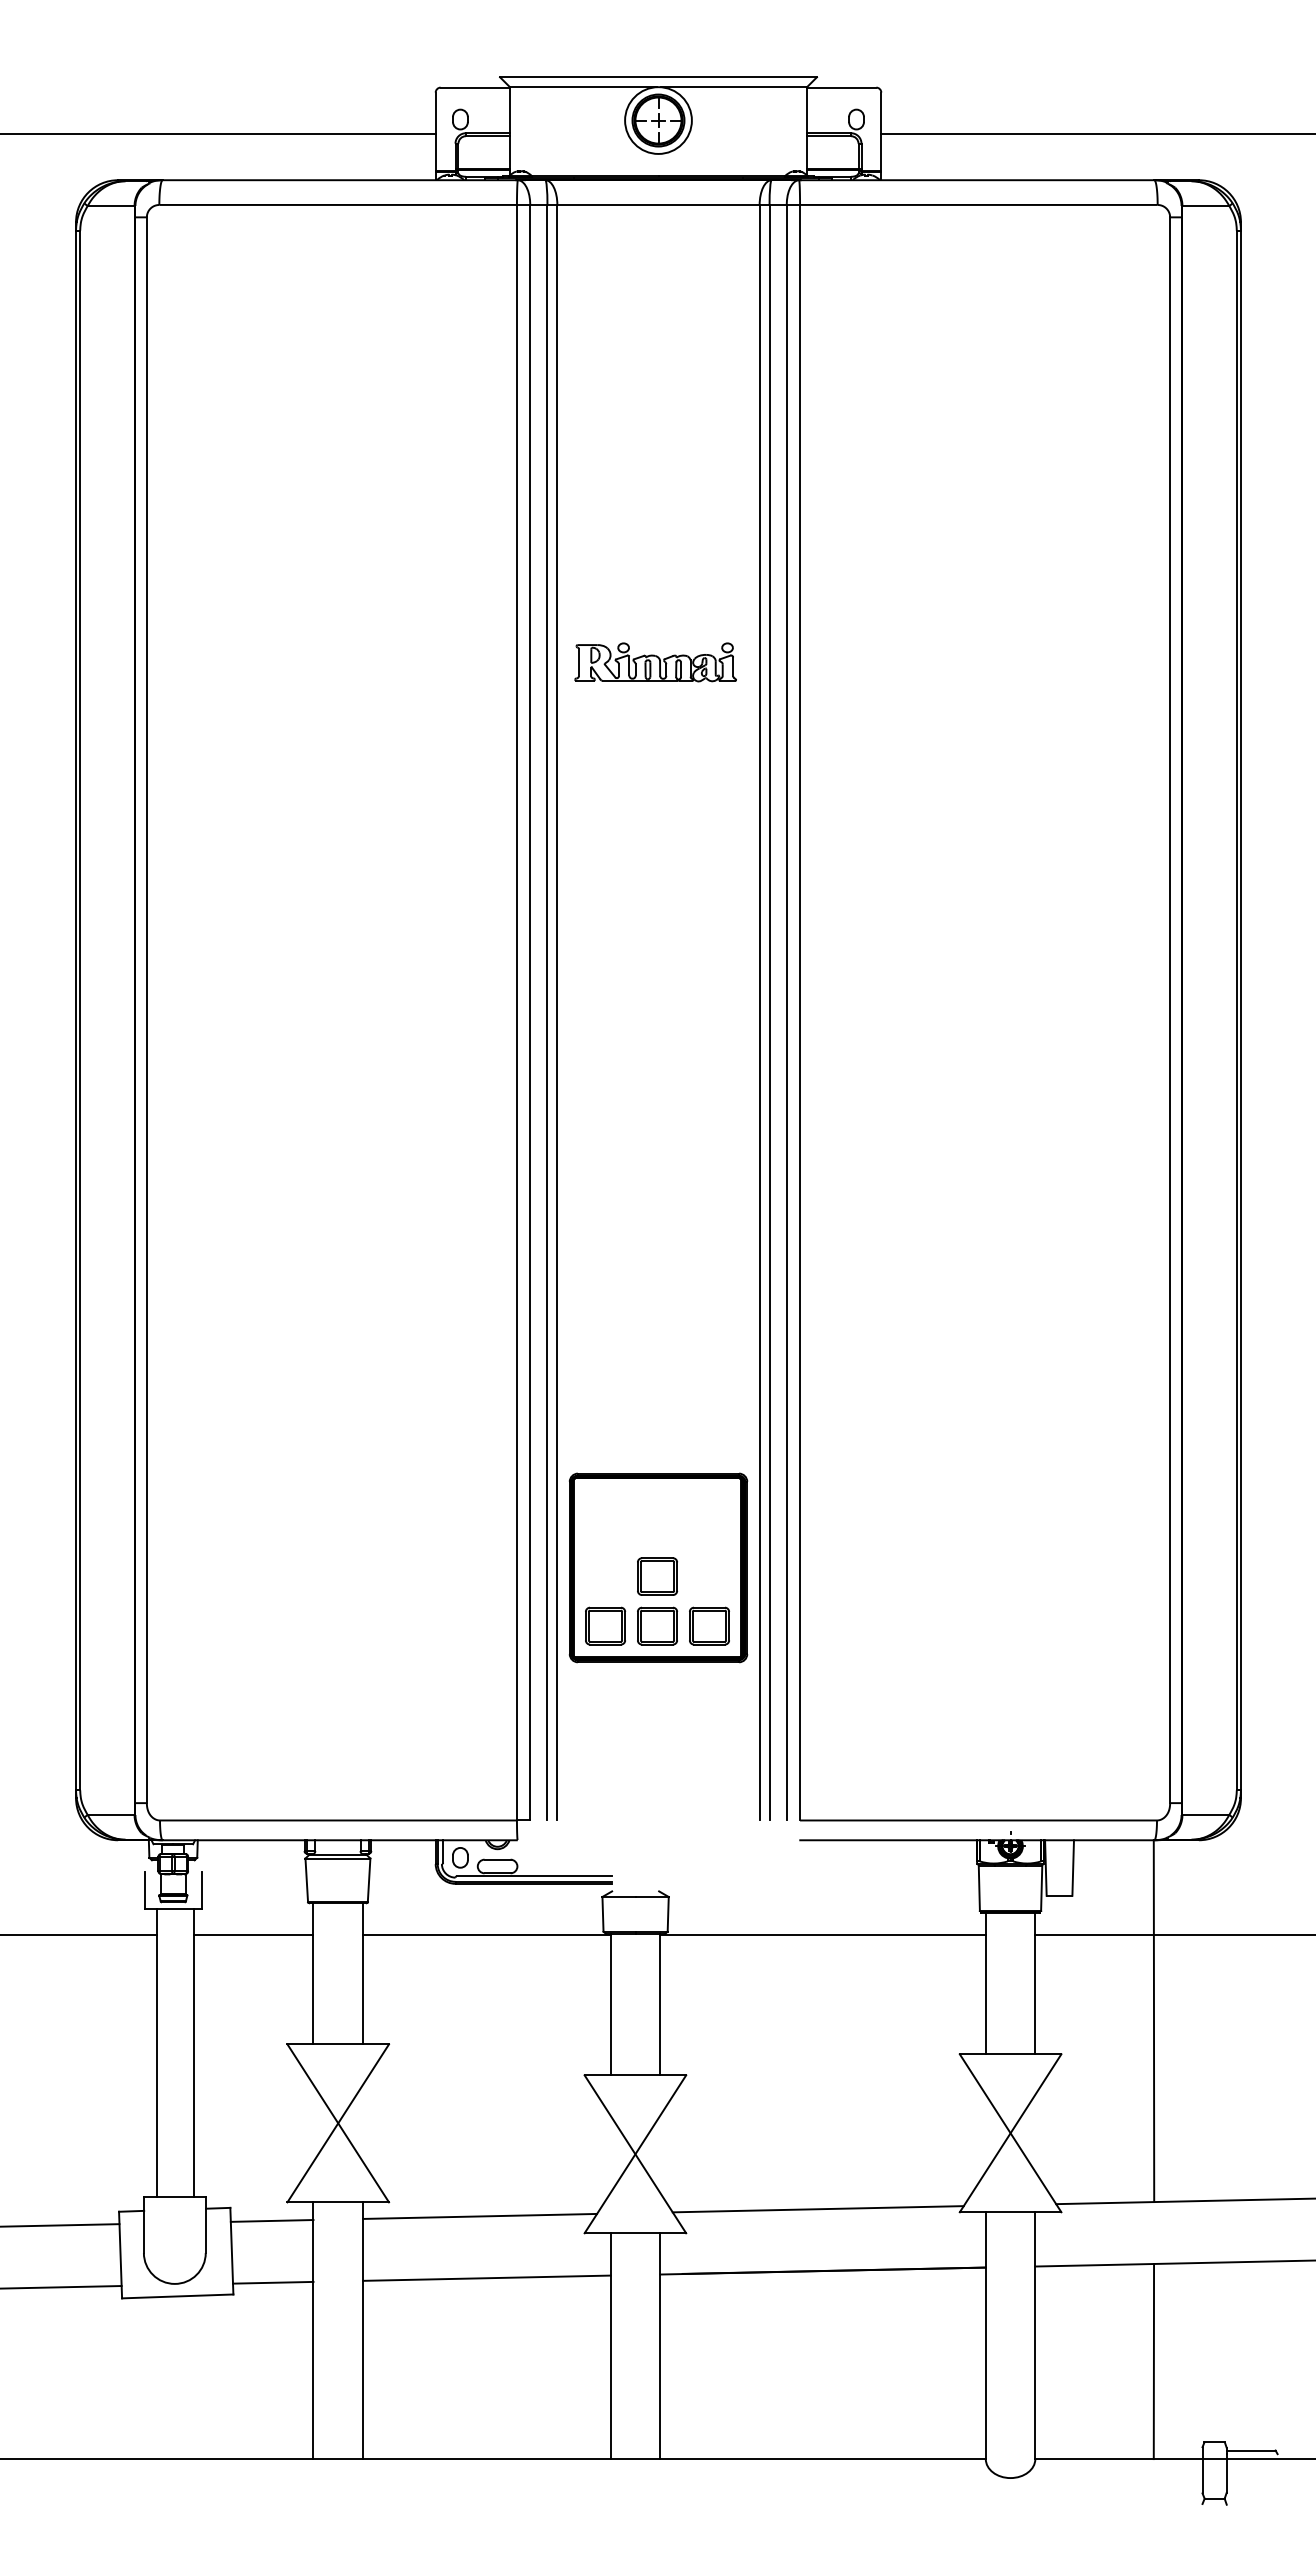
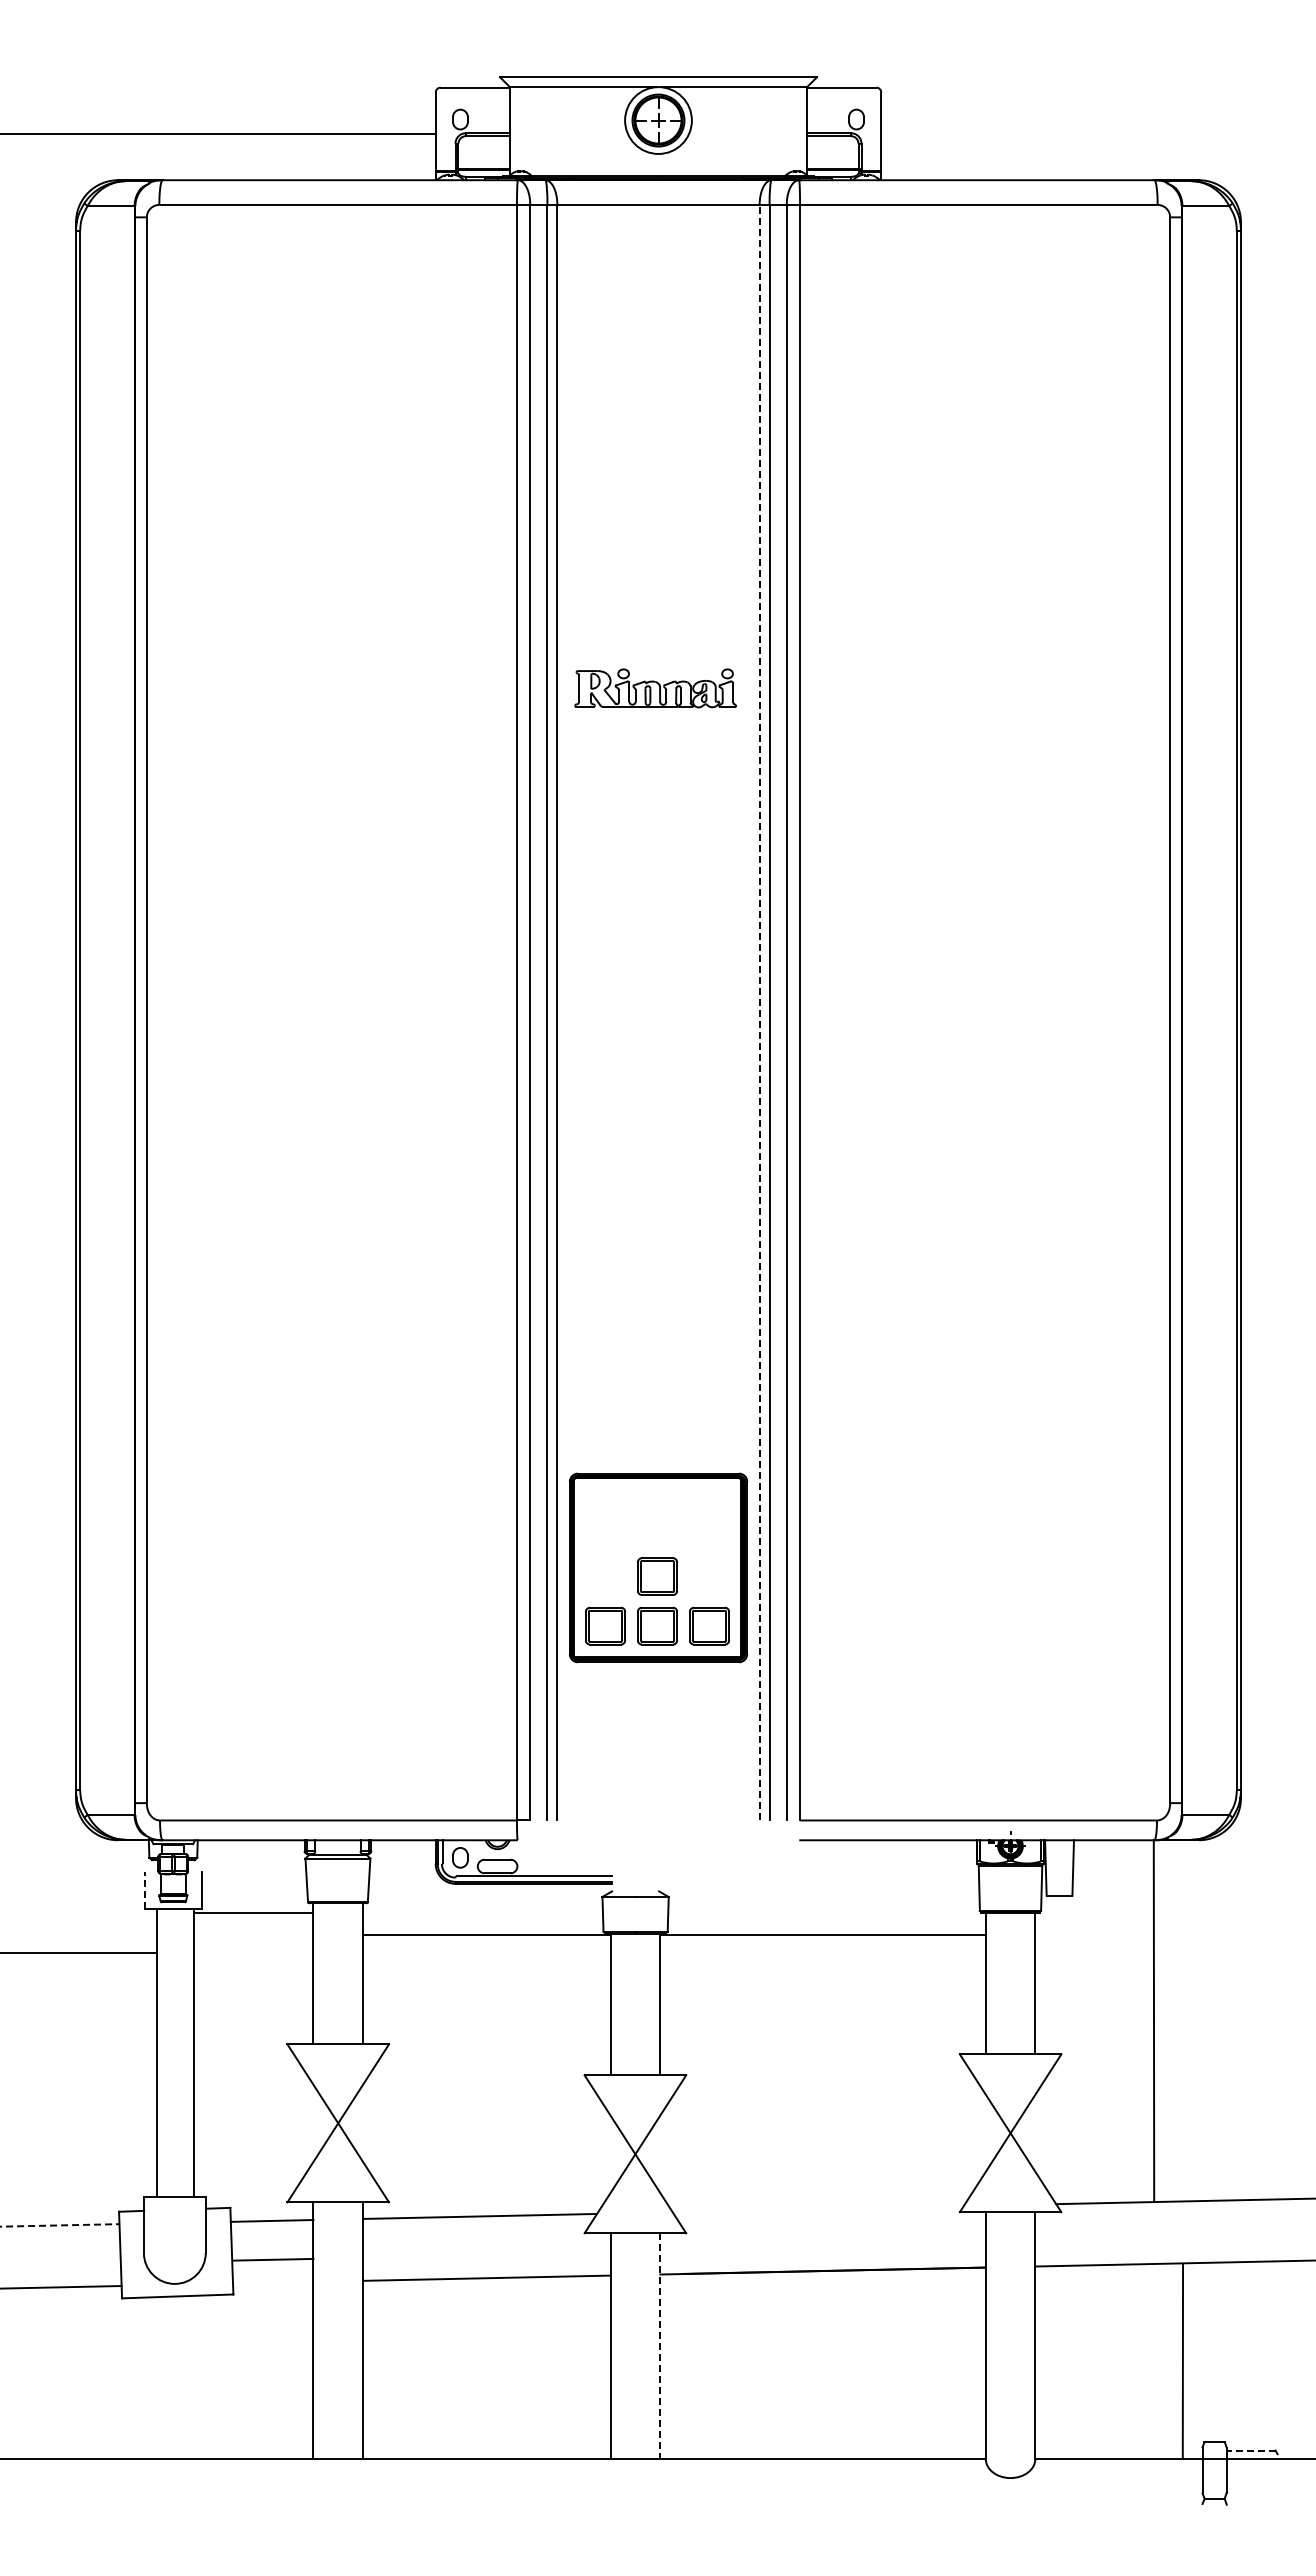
line: present -> none (1096, 133)
part position: (655, 662) -> (655, 688) (655, 688)
line: solid -> dashed (759, 1012)
line: solid -> dashed (144, 1890)
line position: (79, 1935) -> (79, 1953) (79, 1953)
line position: (253, 1935) -> (253, 1913) (253, 1913)
line: present -> none (1173, 1935)
line: present -> none (817, 2209)
line: solid -> dashed (60, 2225)
line position: (273, 2282) -> (273, 2259) (273, 2259)
line: solid -> dashed (660, 2346)
line position: (1153, 2361) -> (1182, 2361) (1182, 2361)
line: solid -> dashed (1250, 2450)
